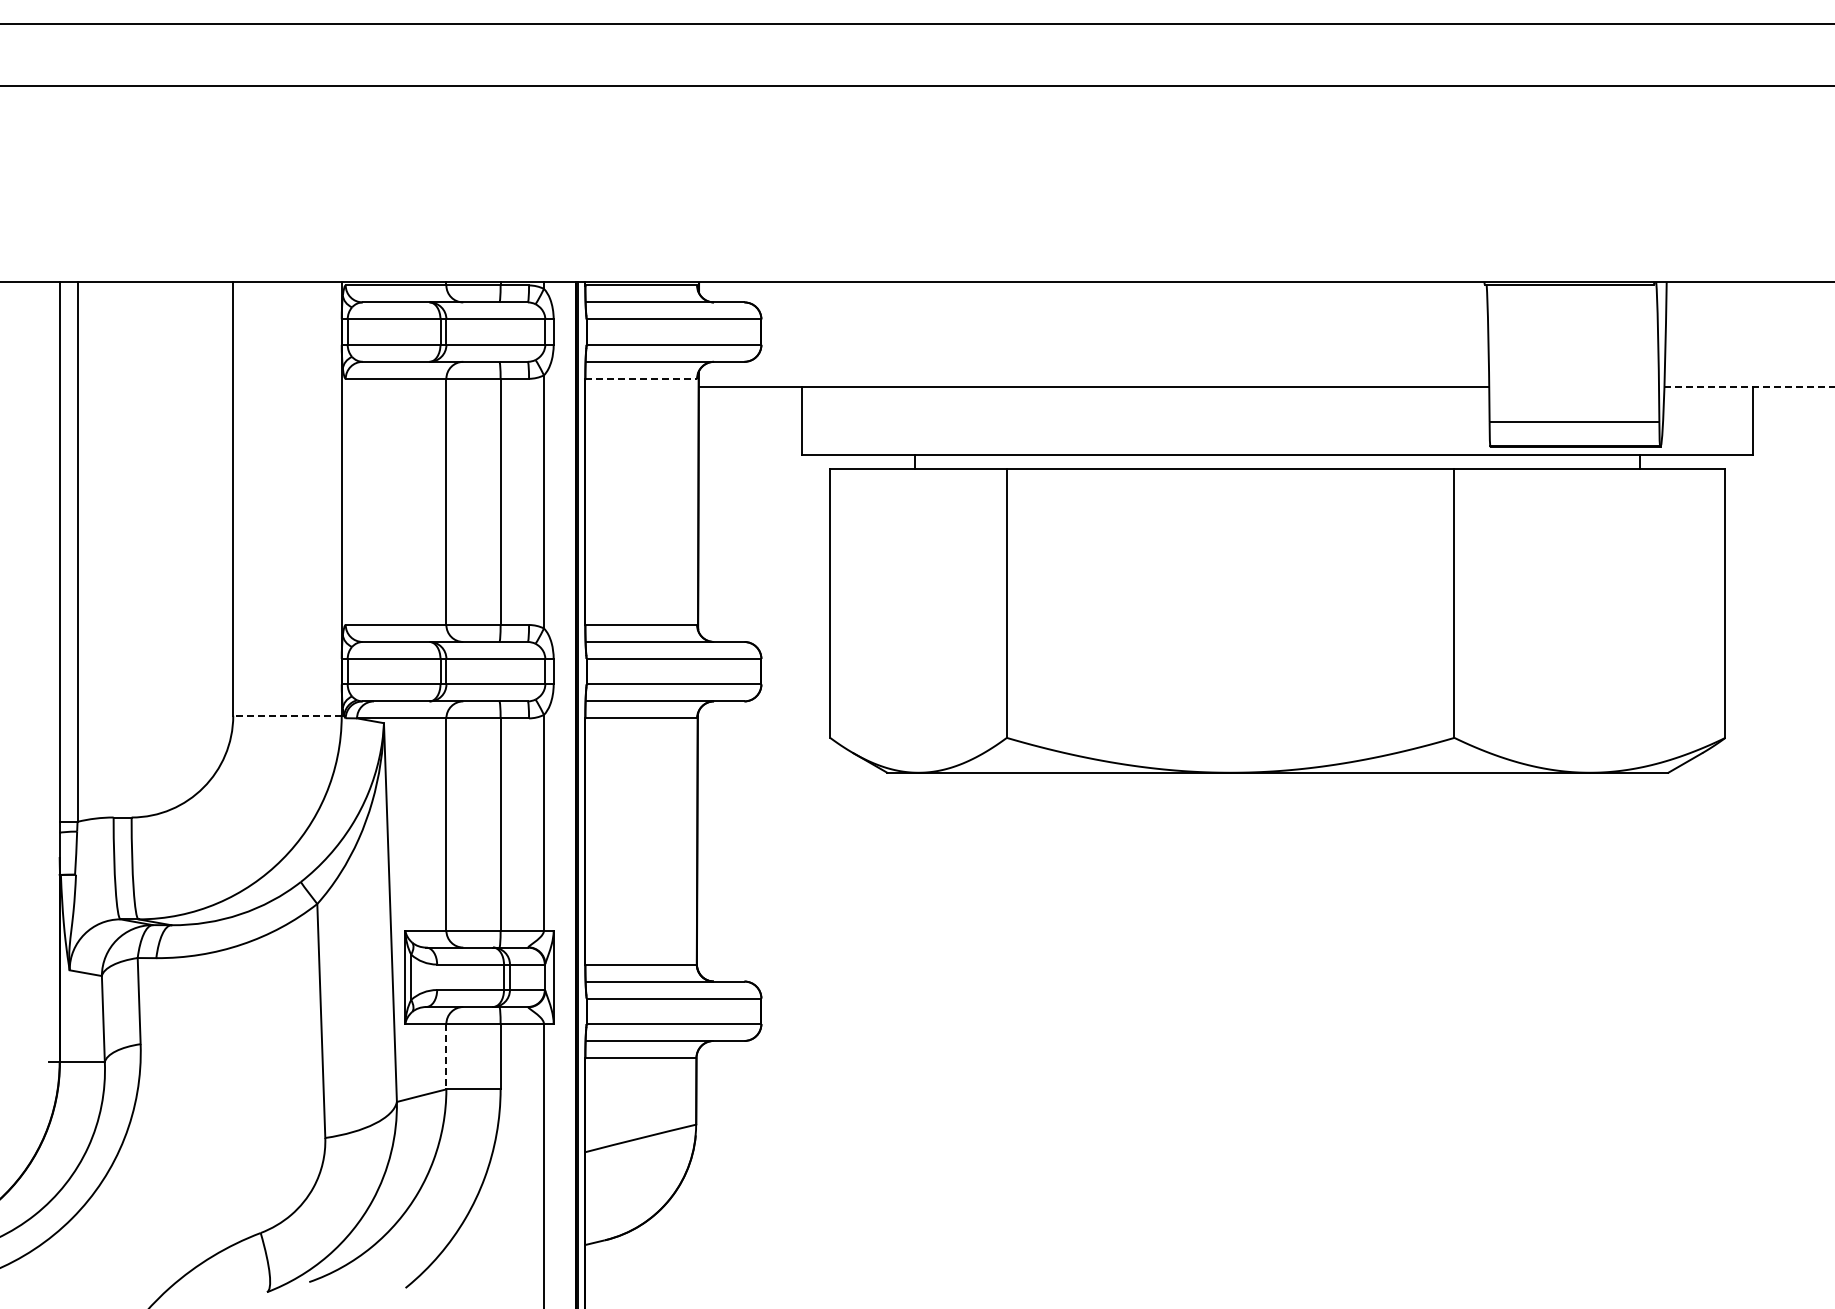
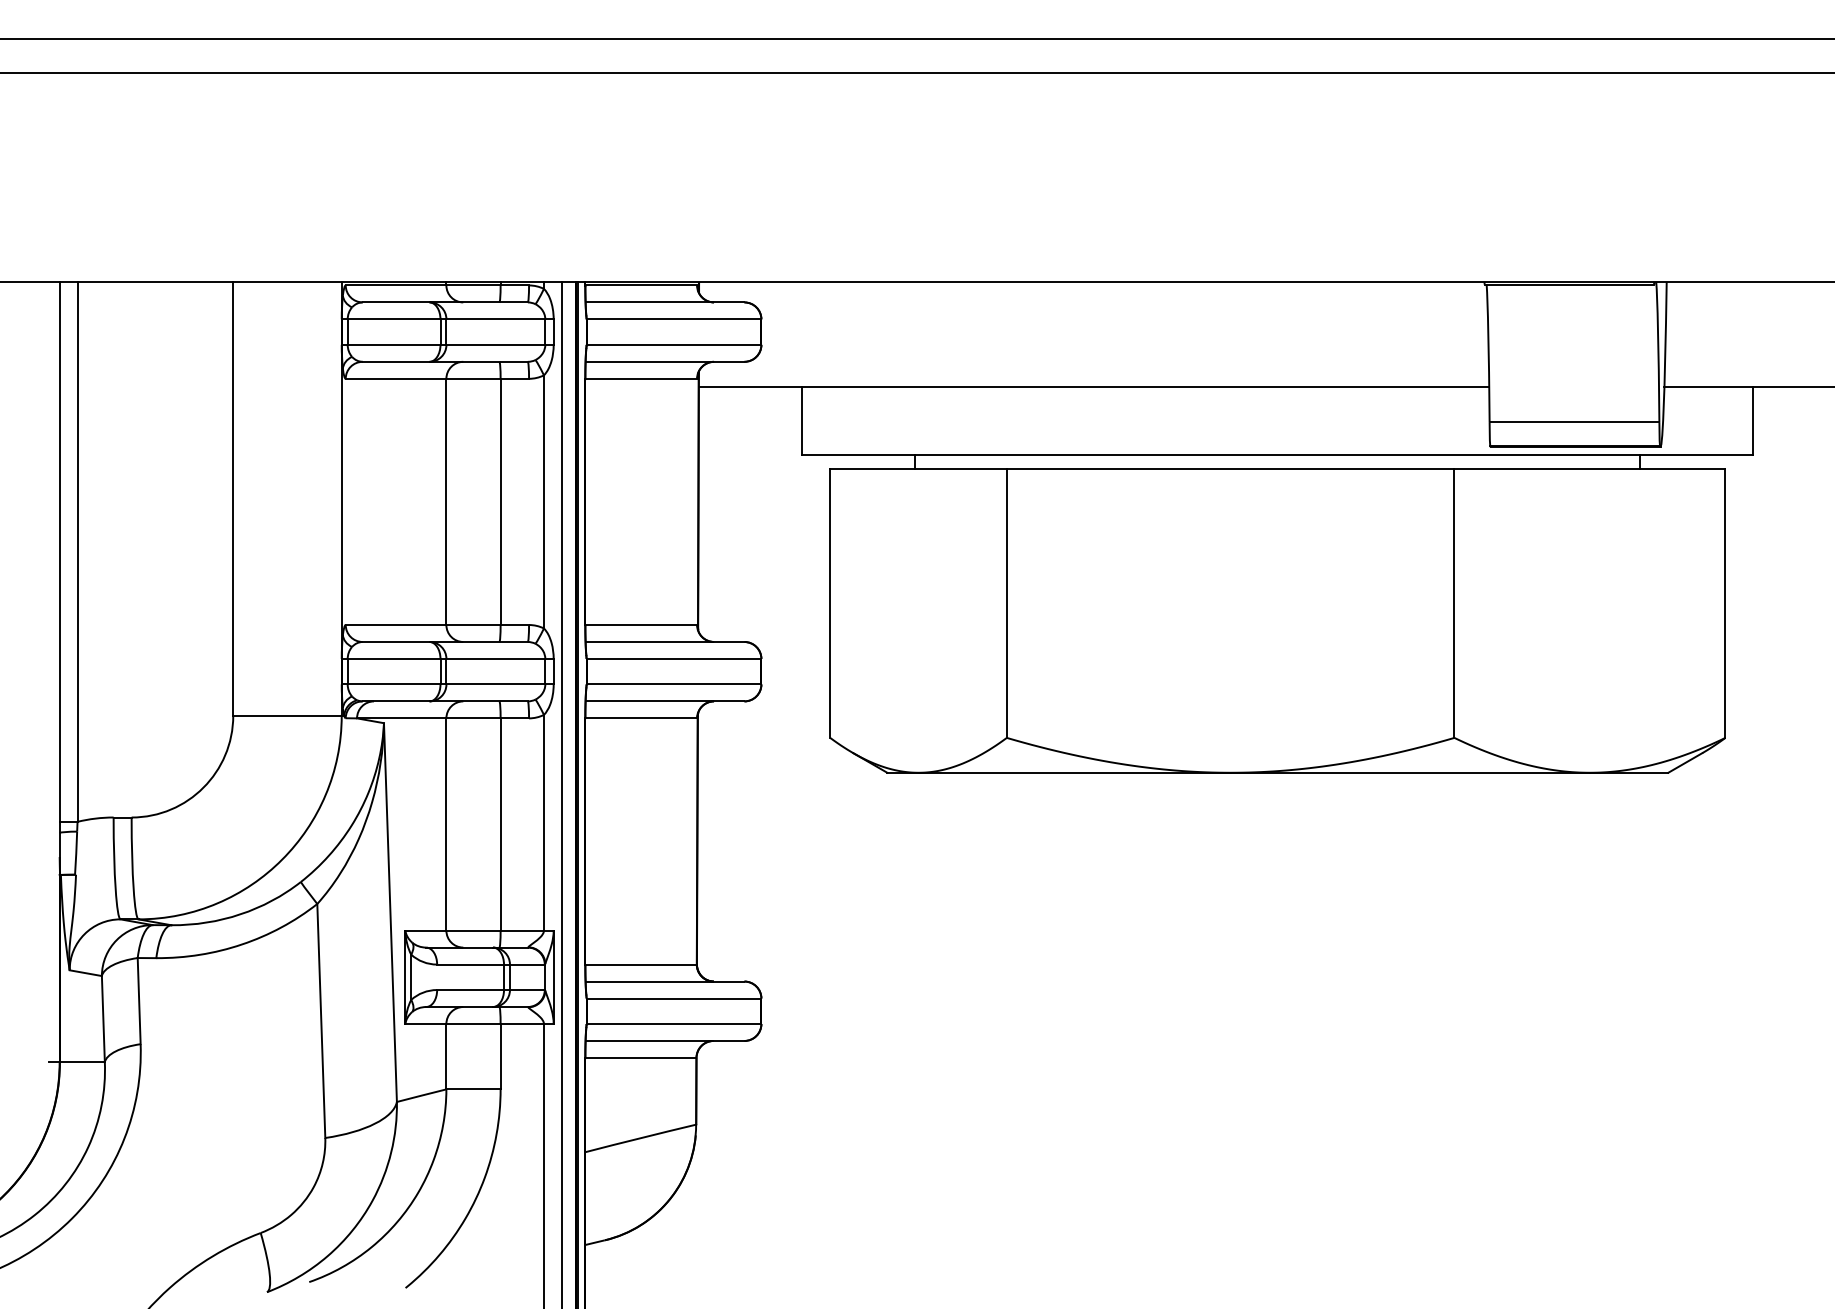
line position: (916, 24) -> (916, 39) (916, 39)
line position: (916, 86) -> (916, 73) (916, 73)
line: dashed -> solid (641, 378)
line: dashed -> solid (1749, 387)
line: dashed -> solid (287, 715)
line: none -> present (562, 793)
line: dashed -> solid (446, 1056)
